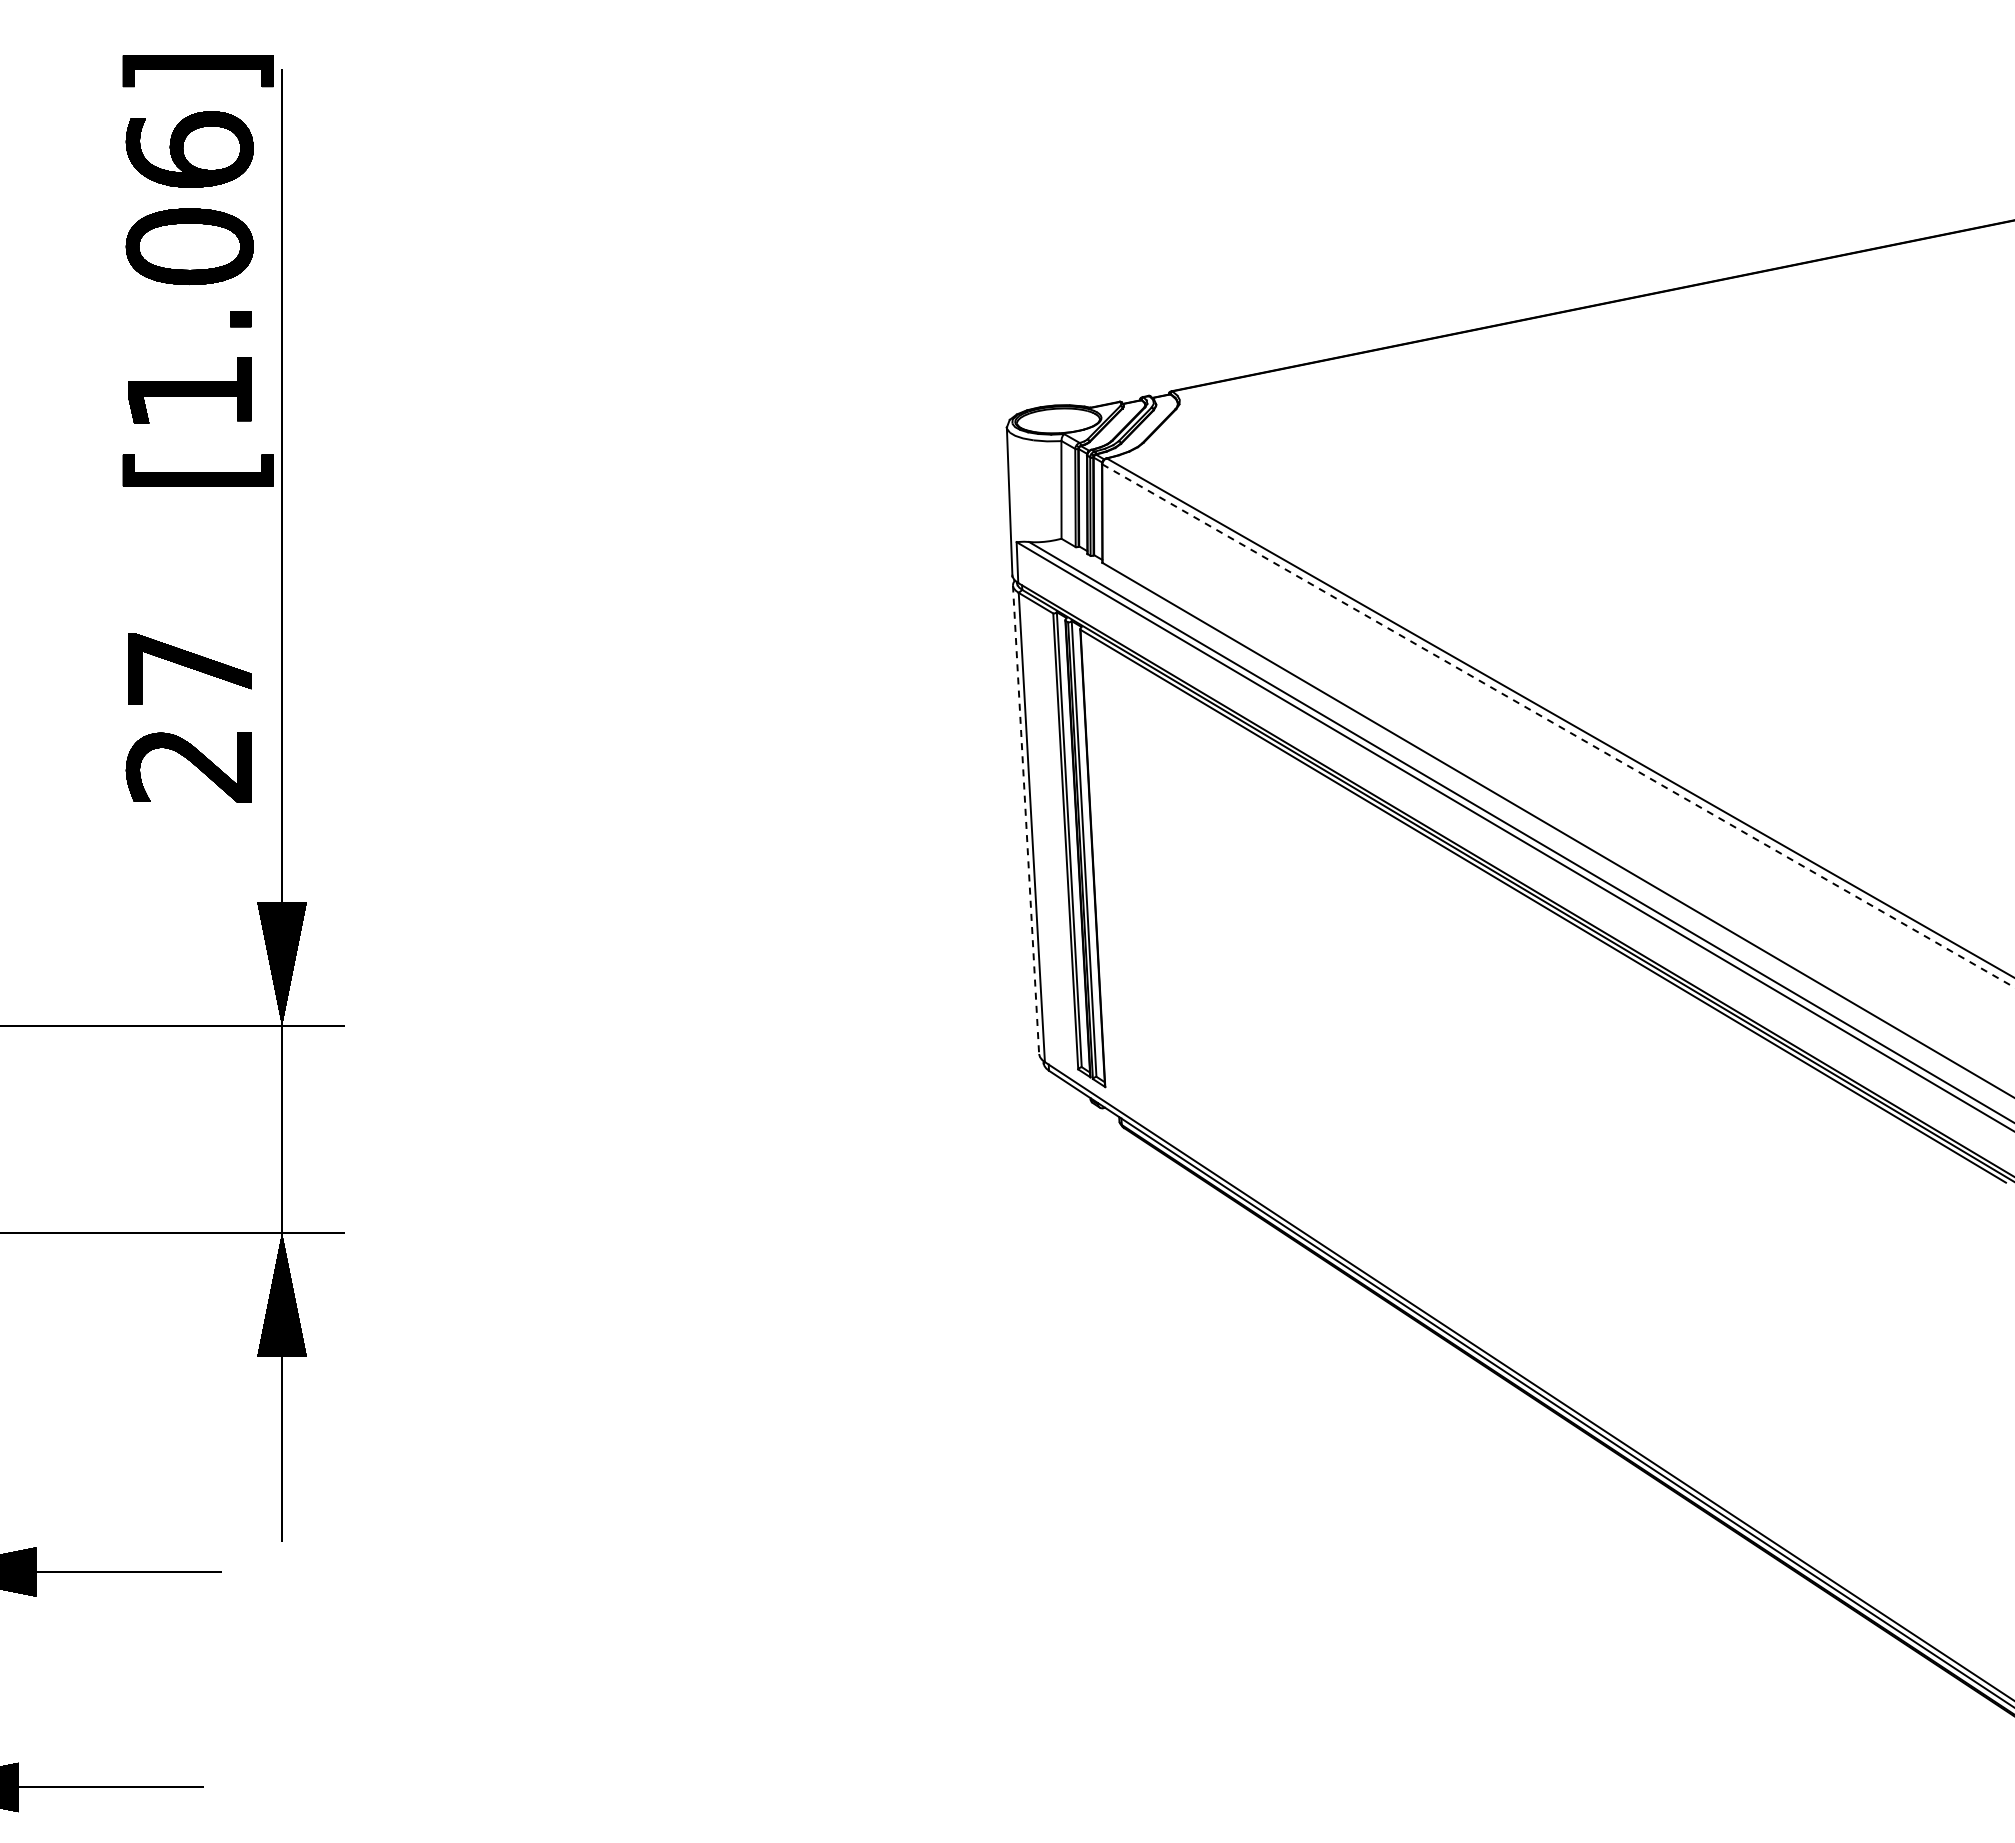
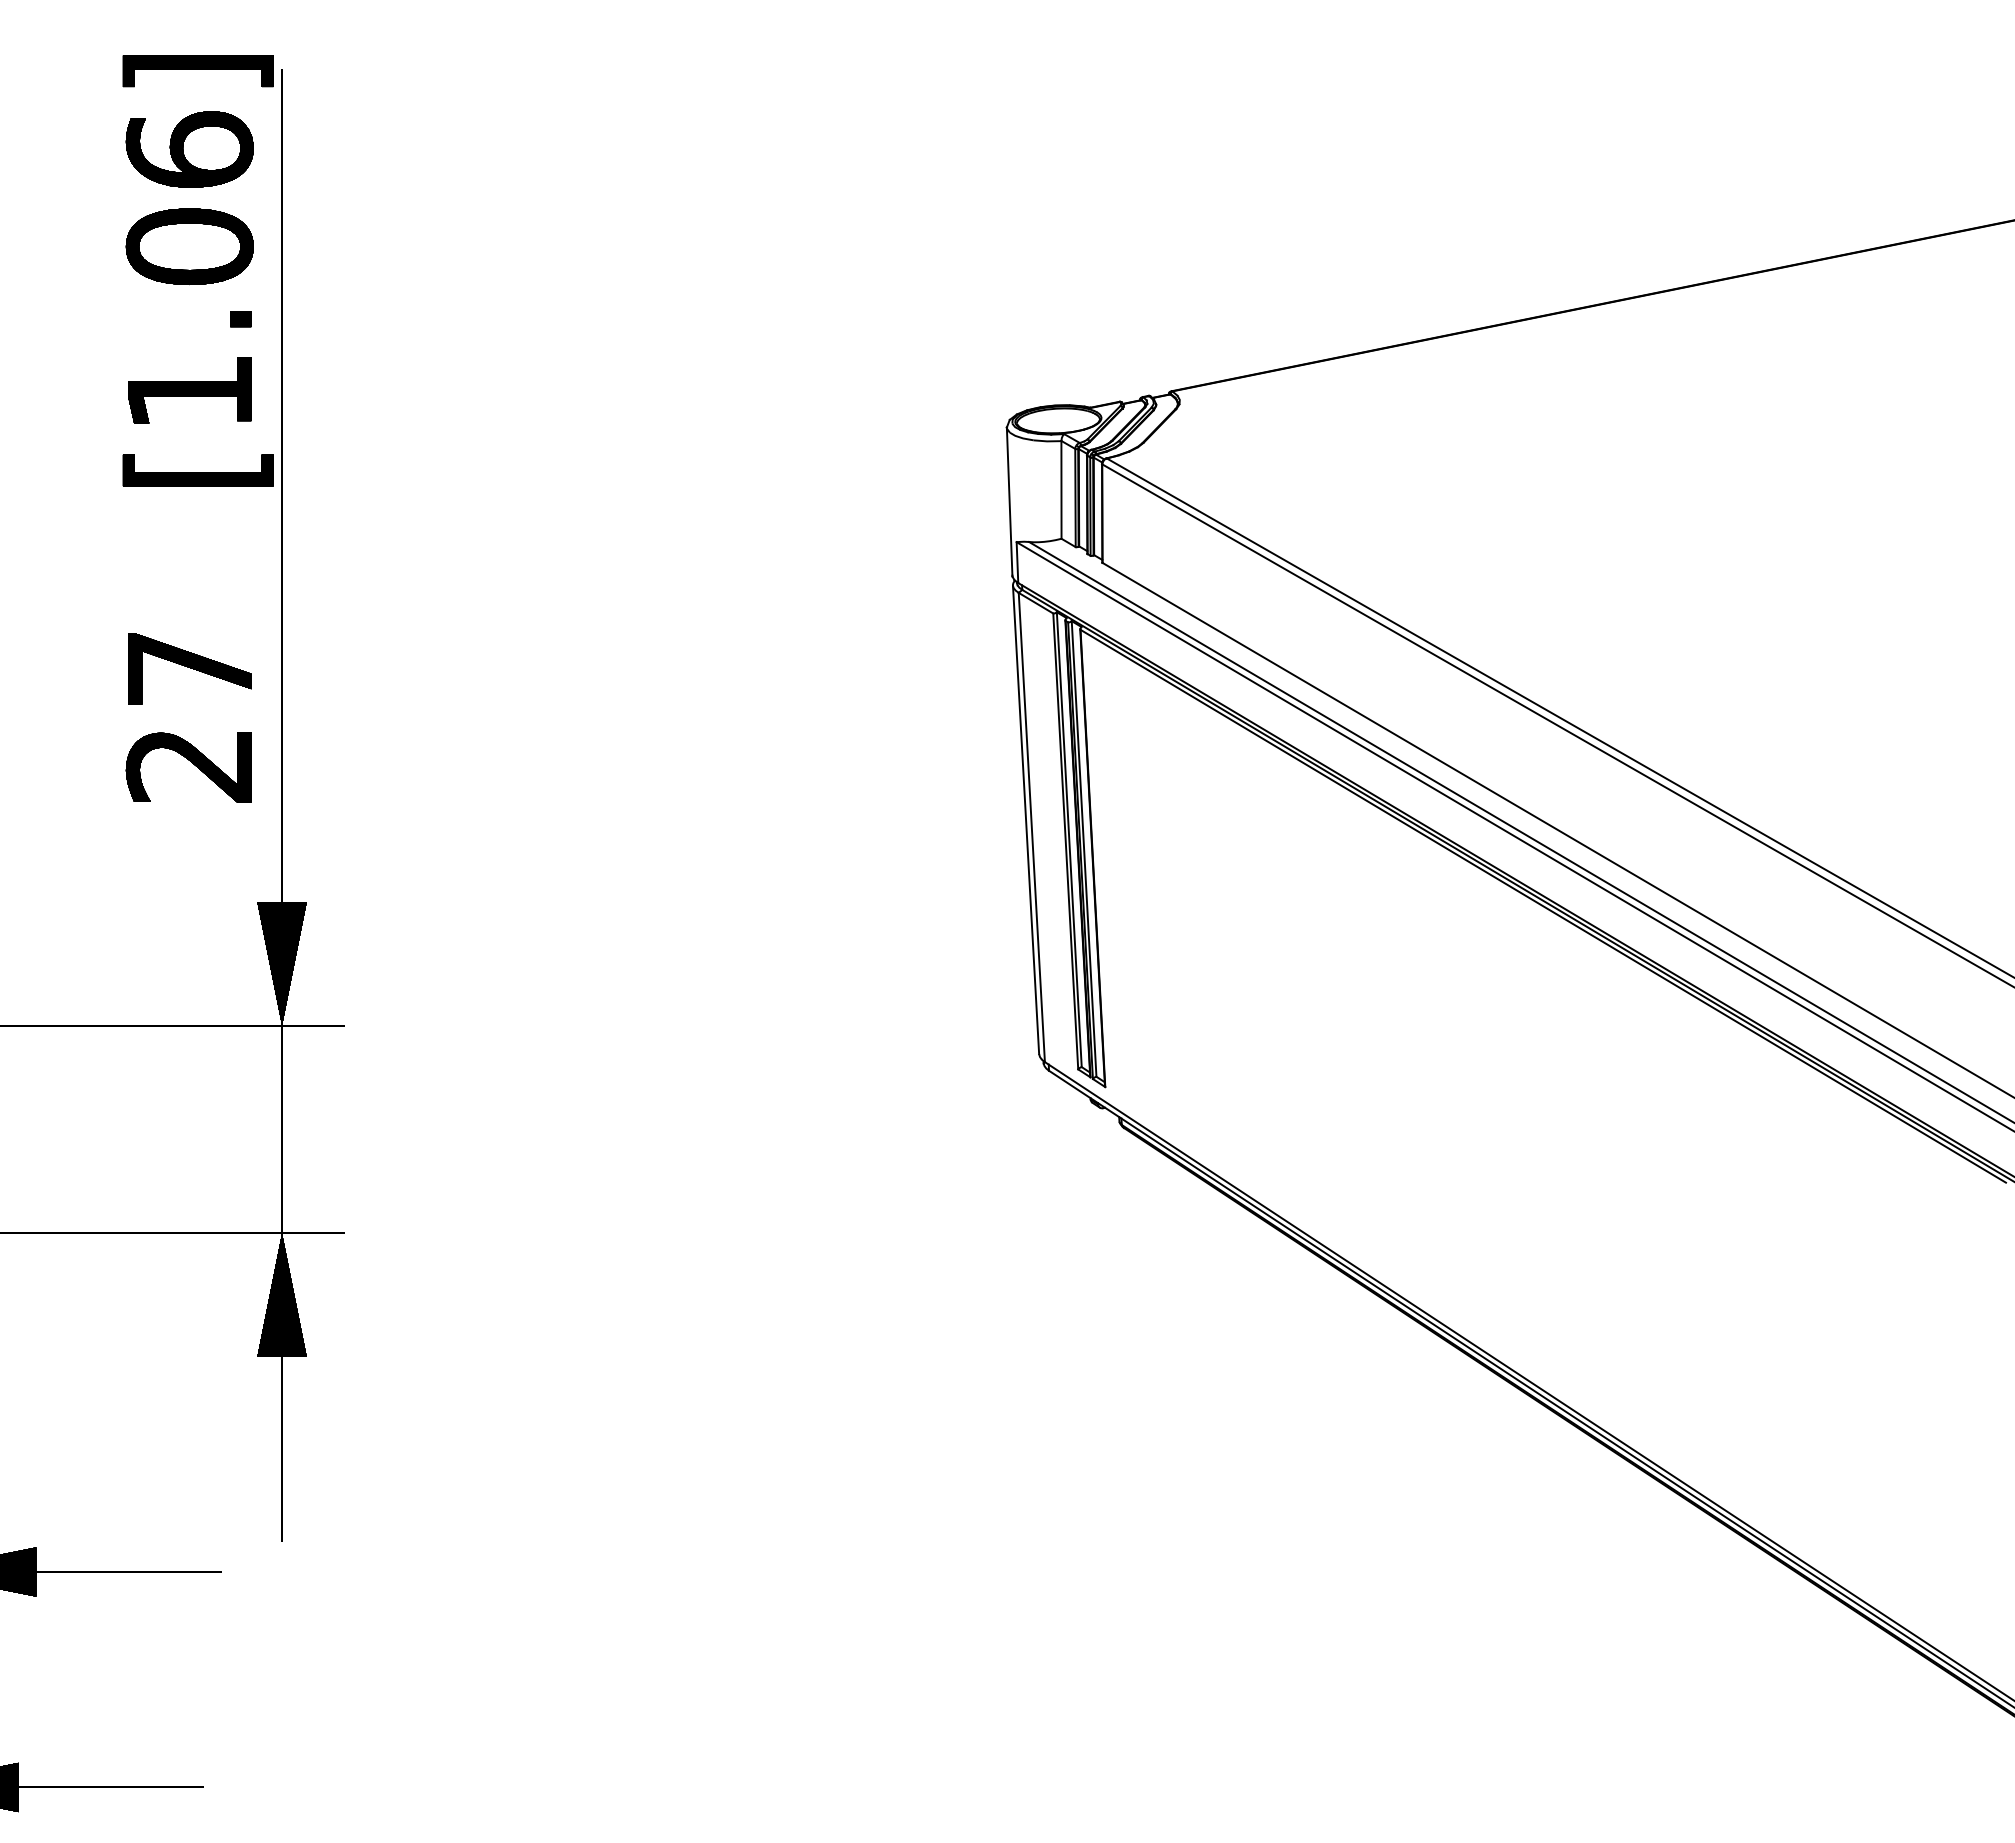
line: dashed -> solid (1558, 725)
line: dashed -> solid (1026, 819)
